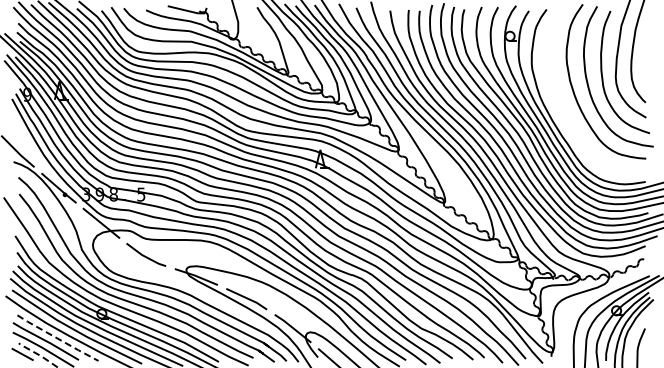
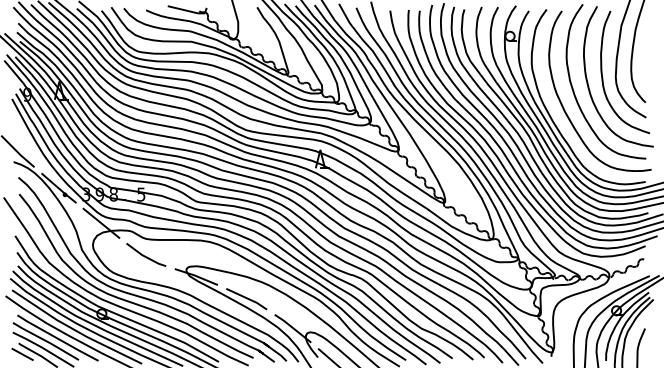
curve: none -> present (563, 105)
line: dashed -> solid (57, 338)
line: dashed -> solid (38, 354)
